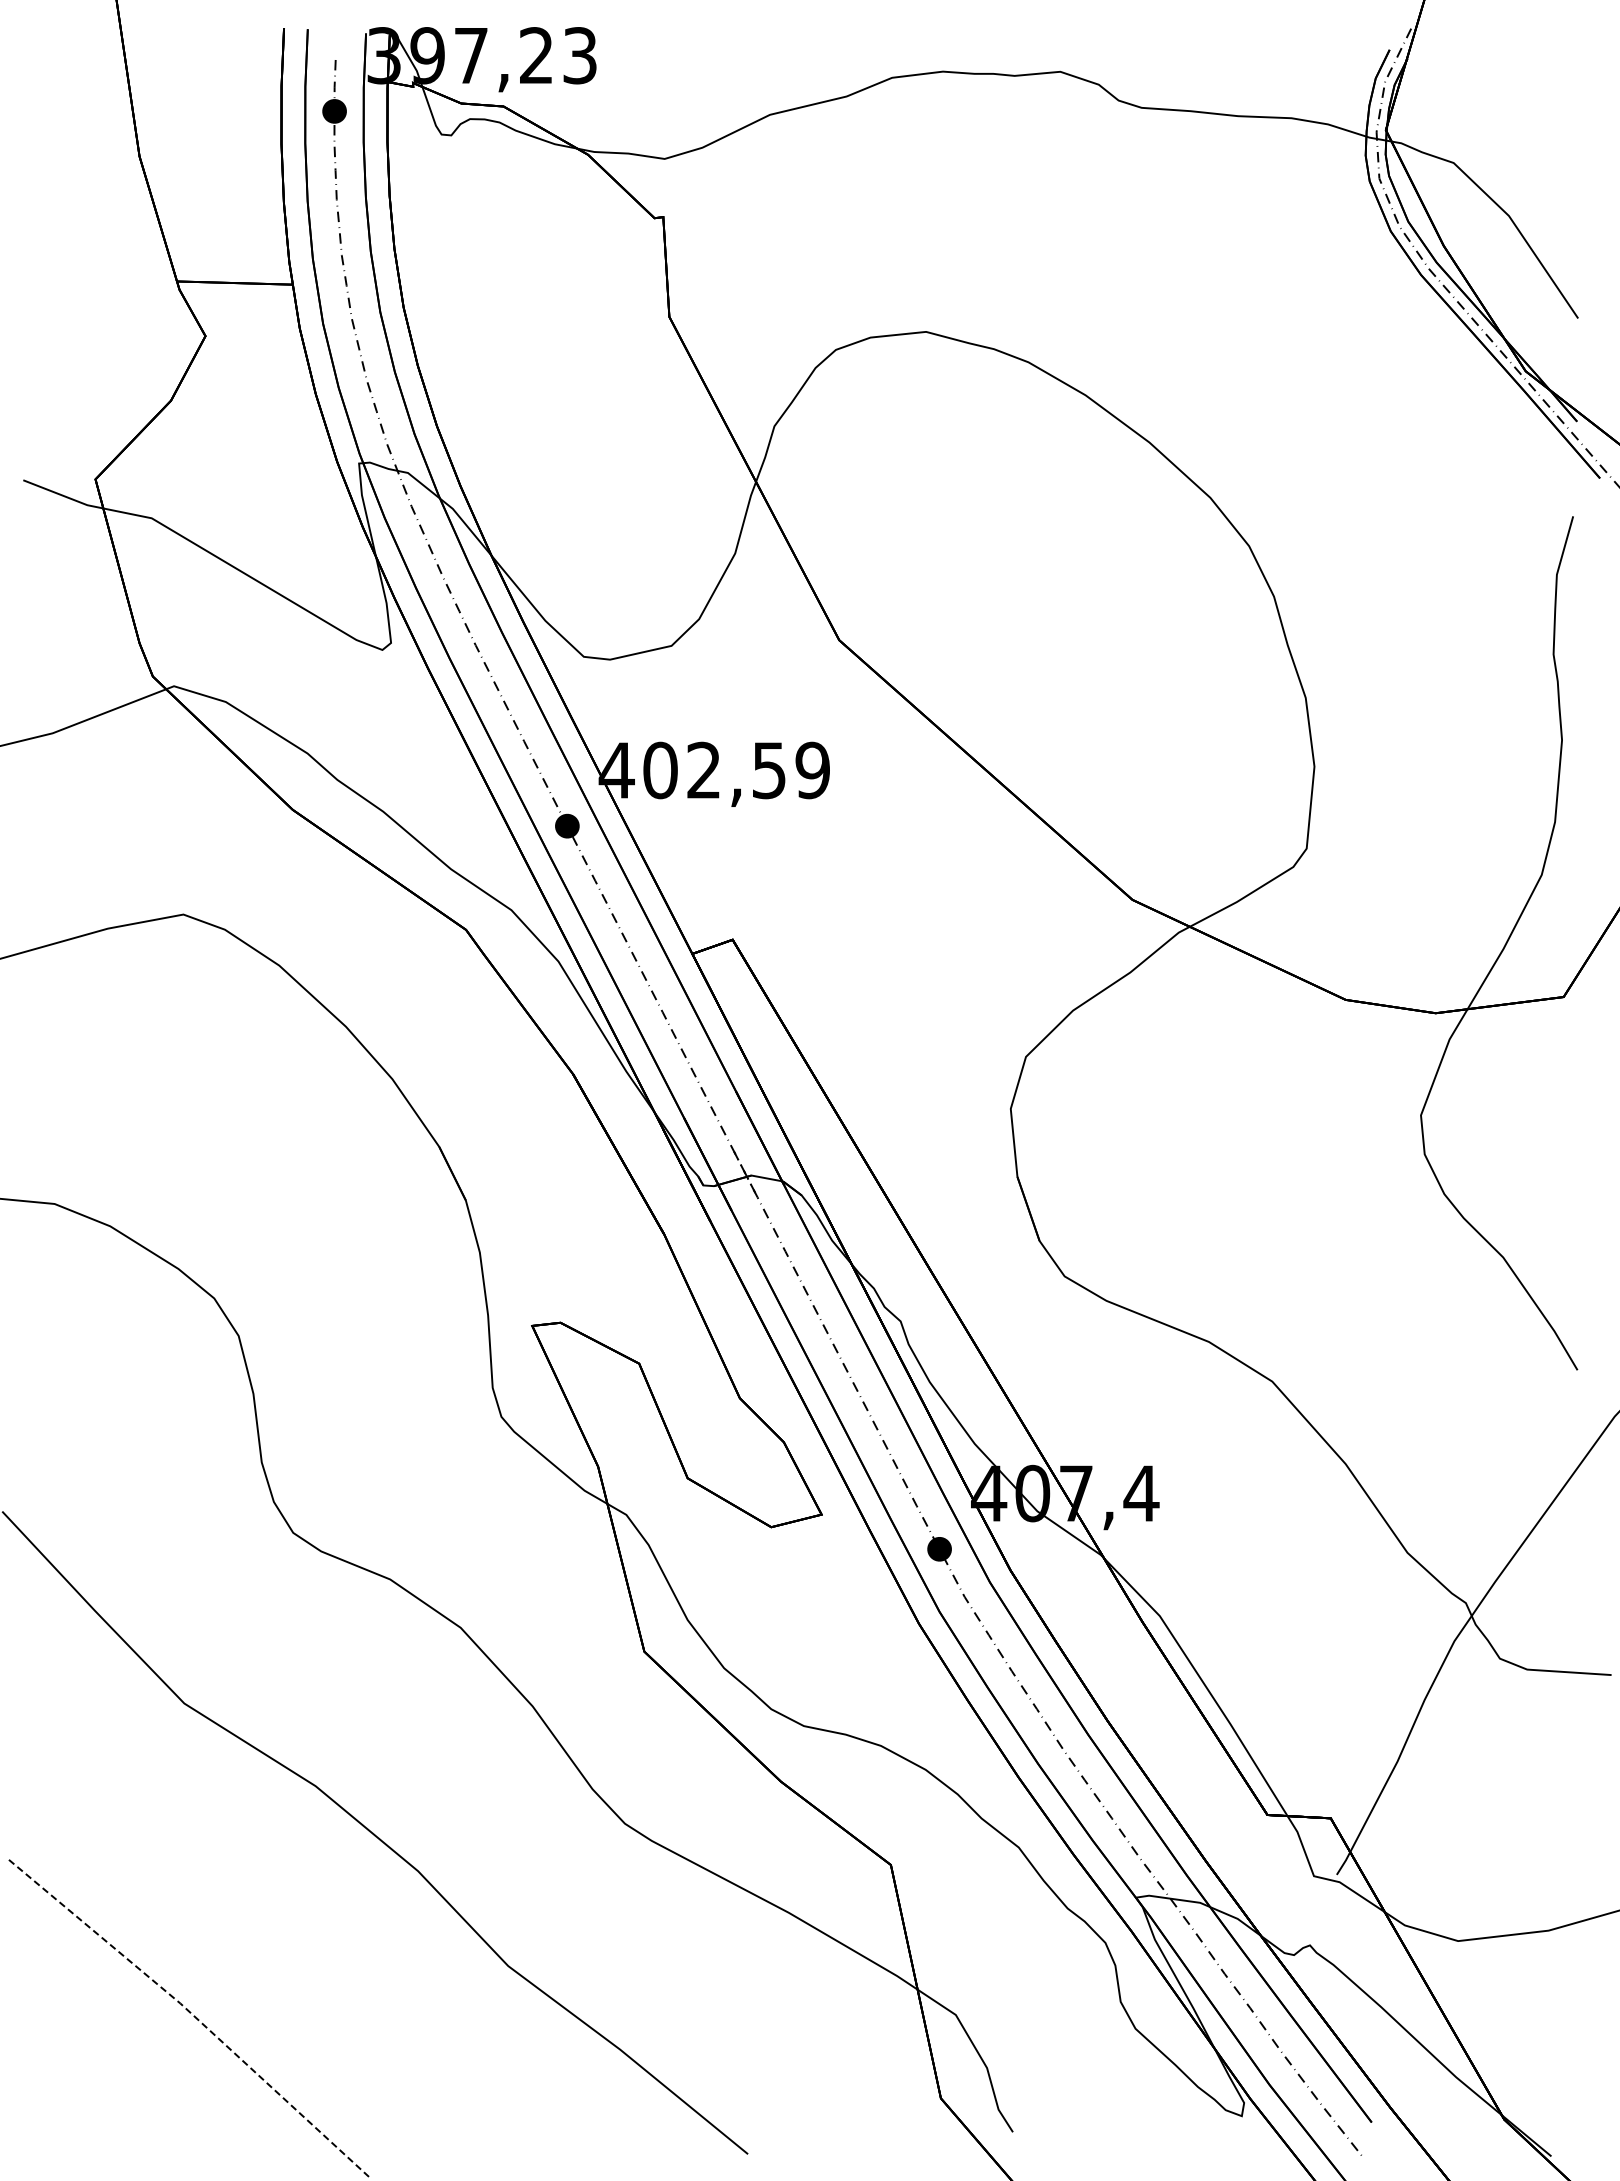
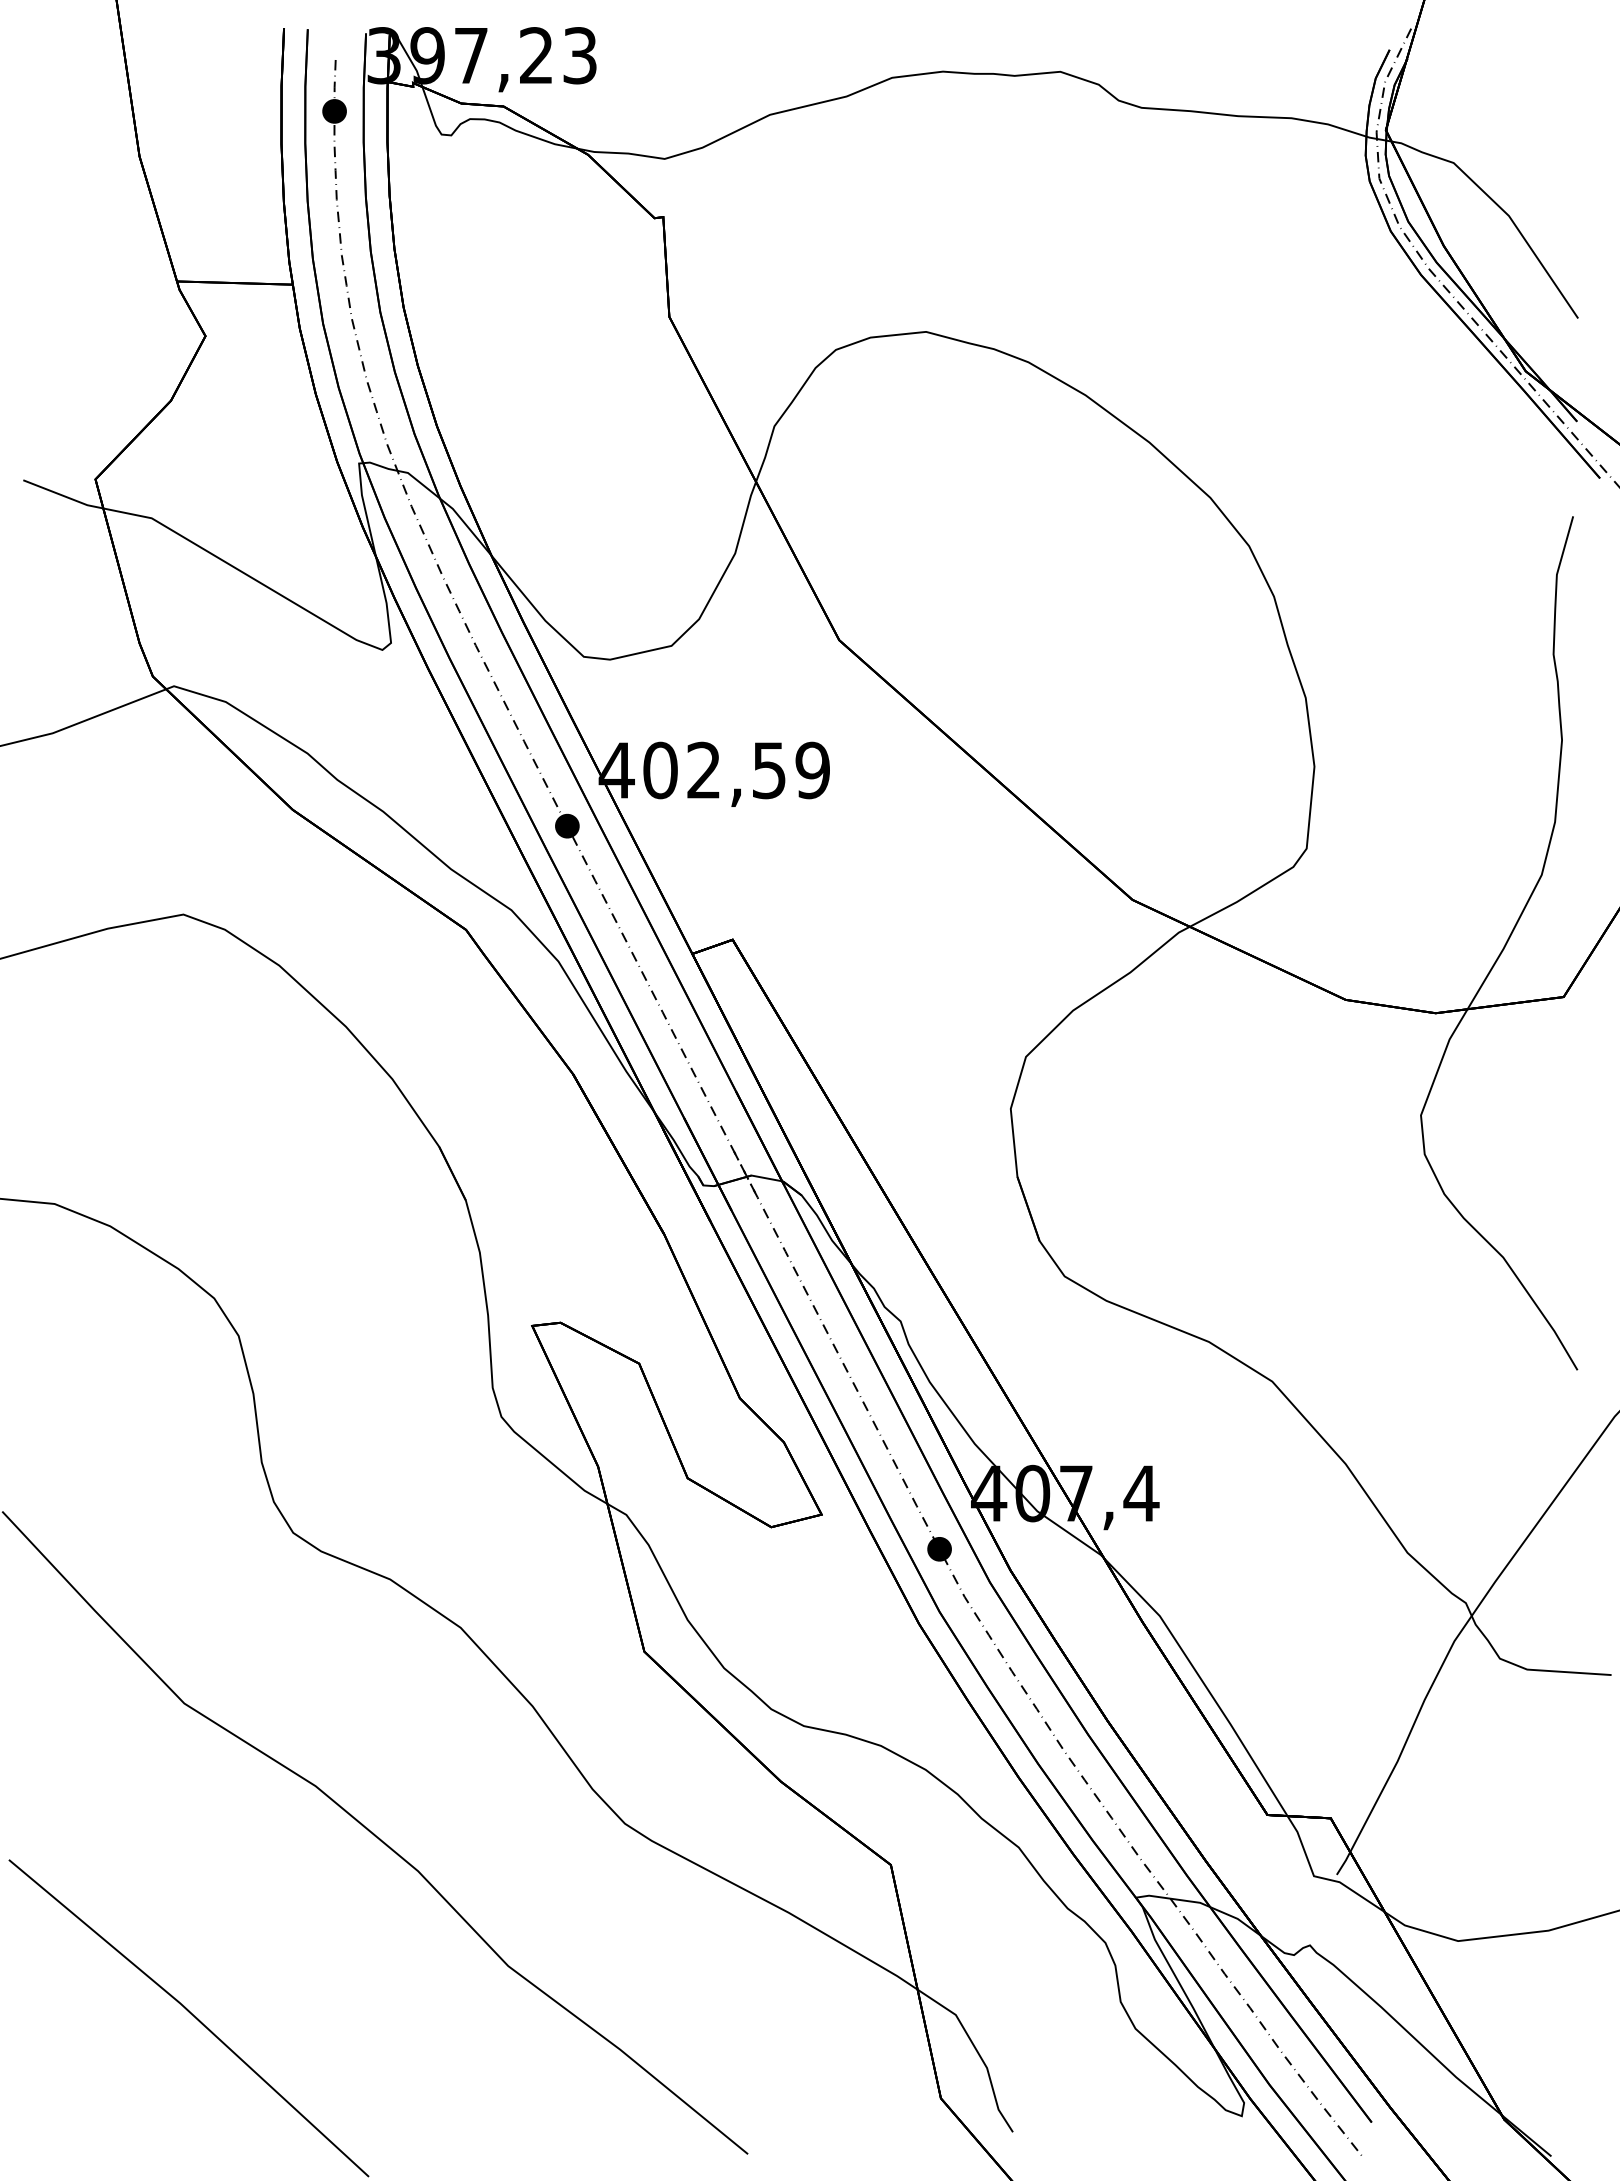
line: dashed -> solid (192, 2014)
